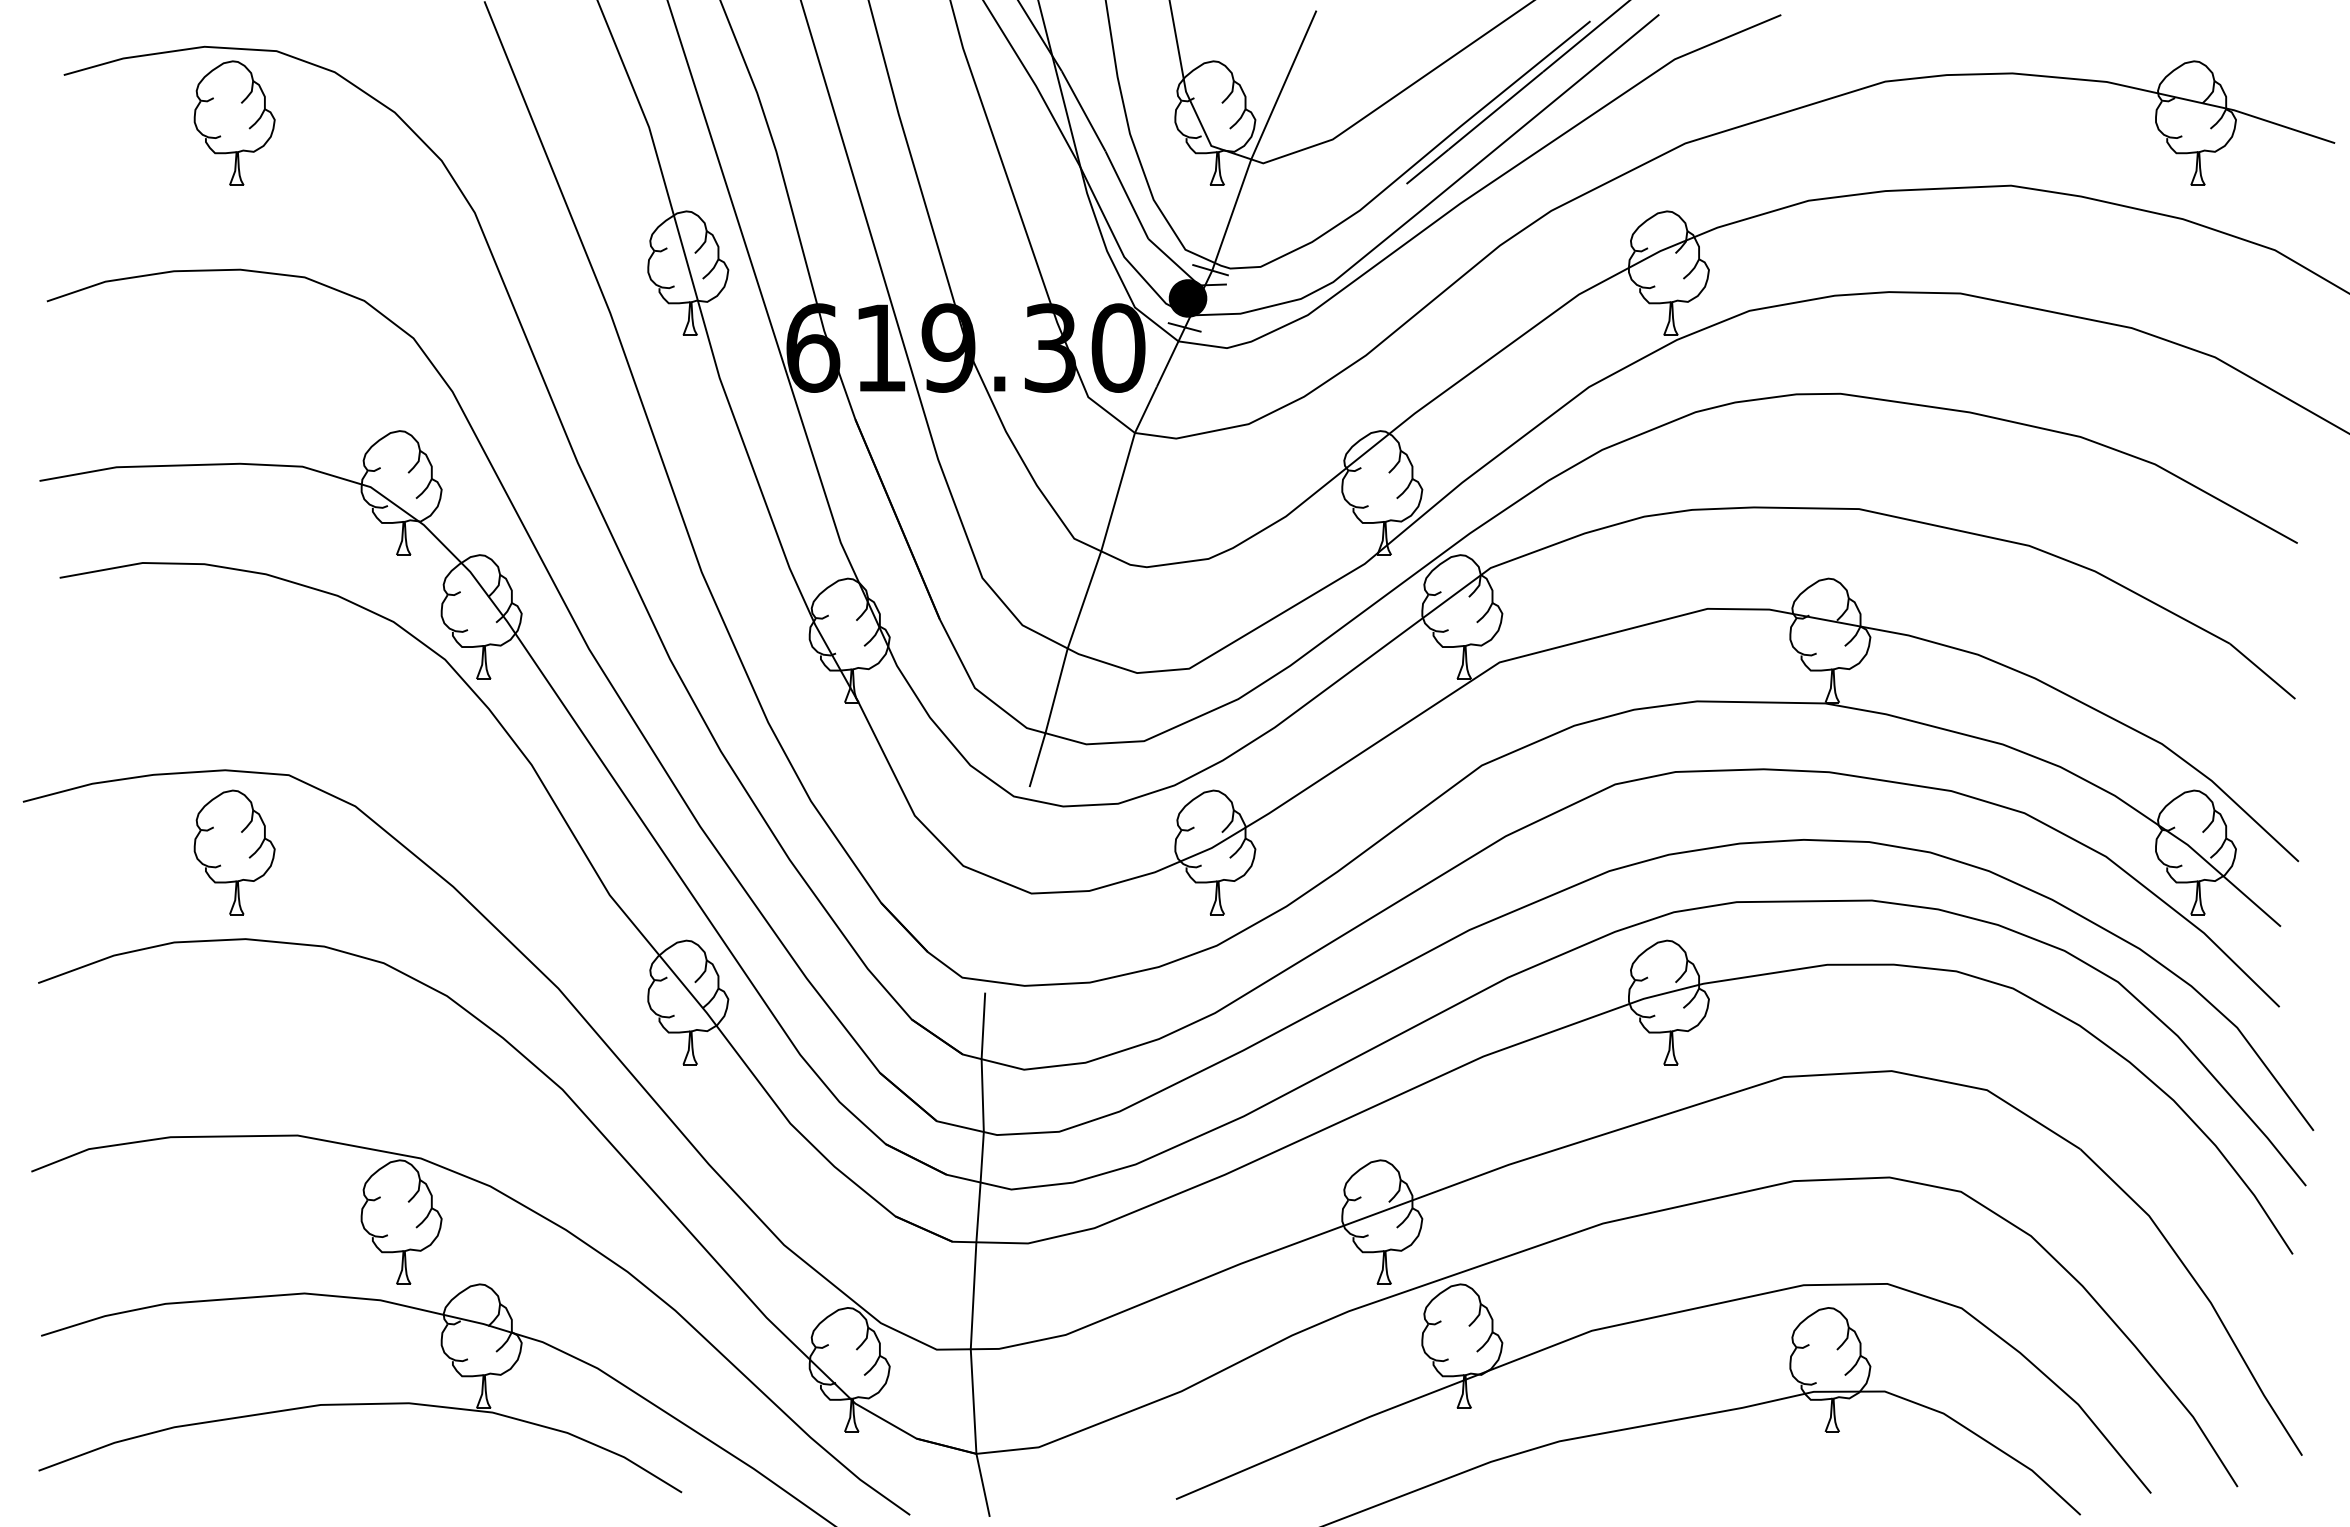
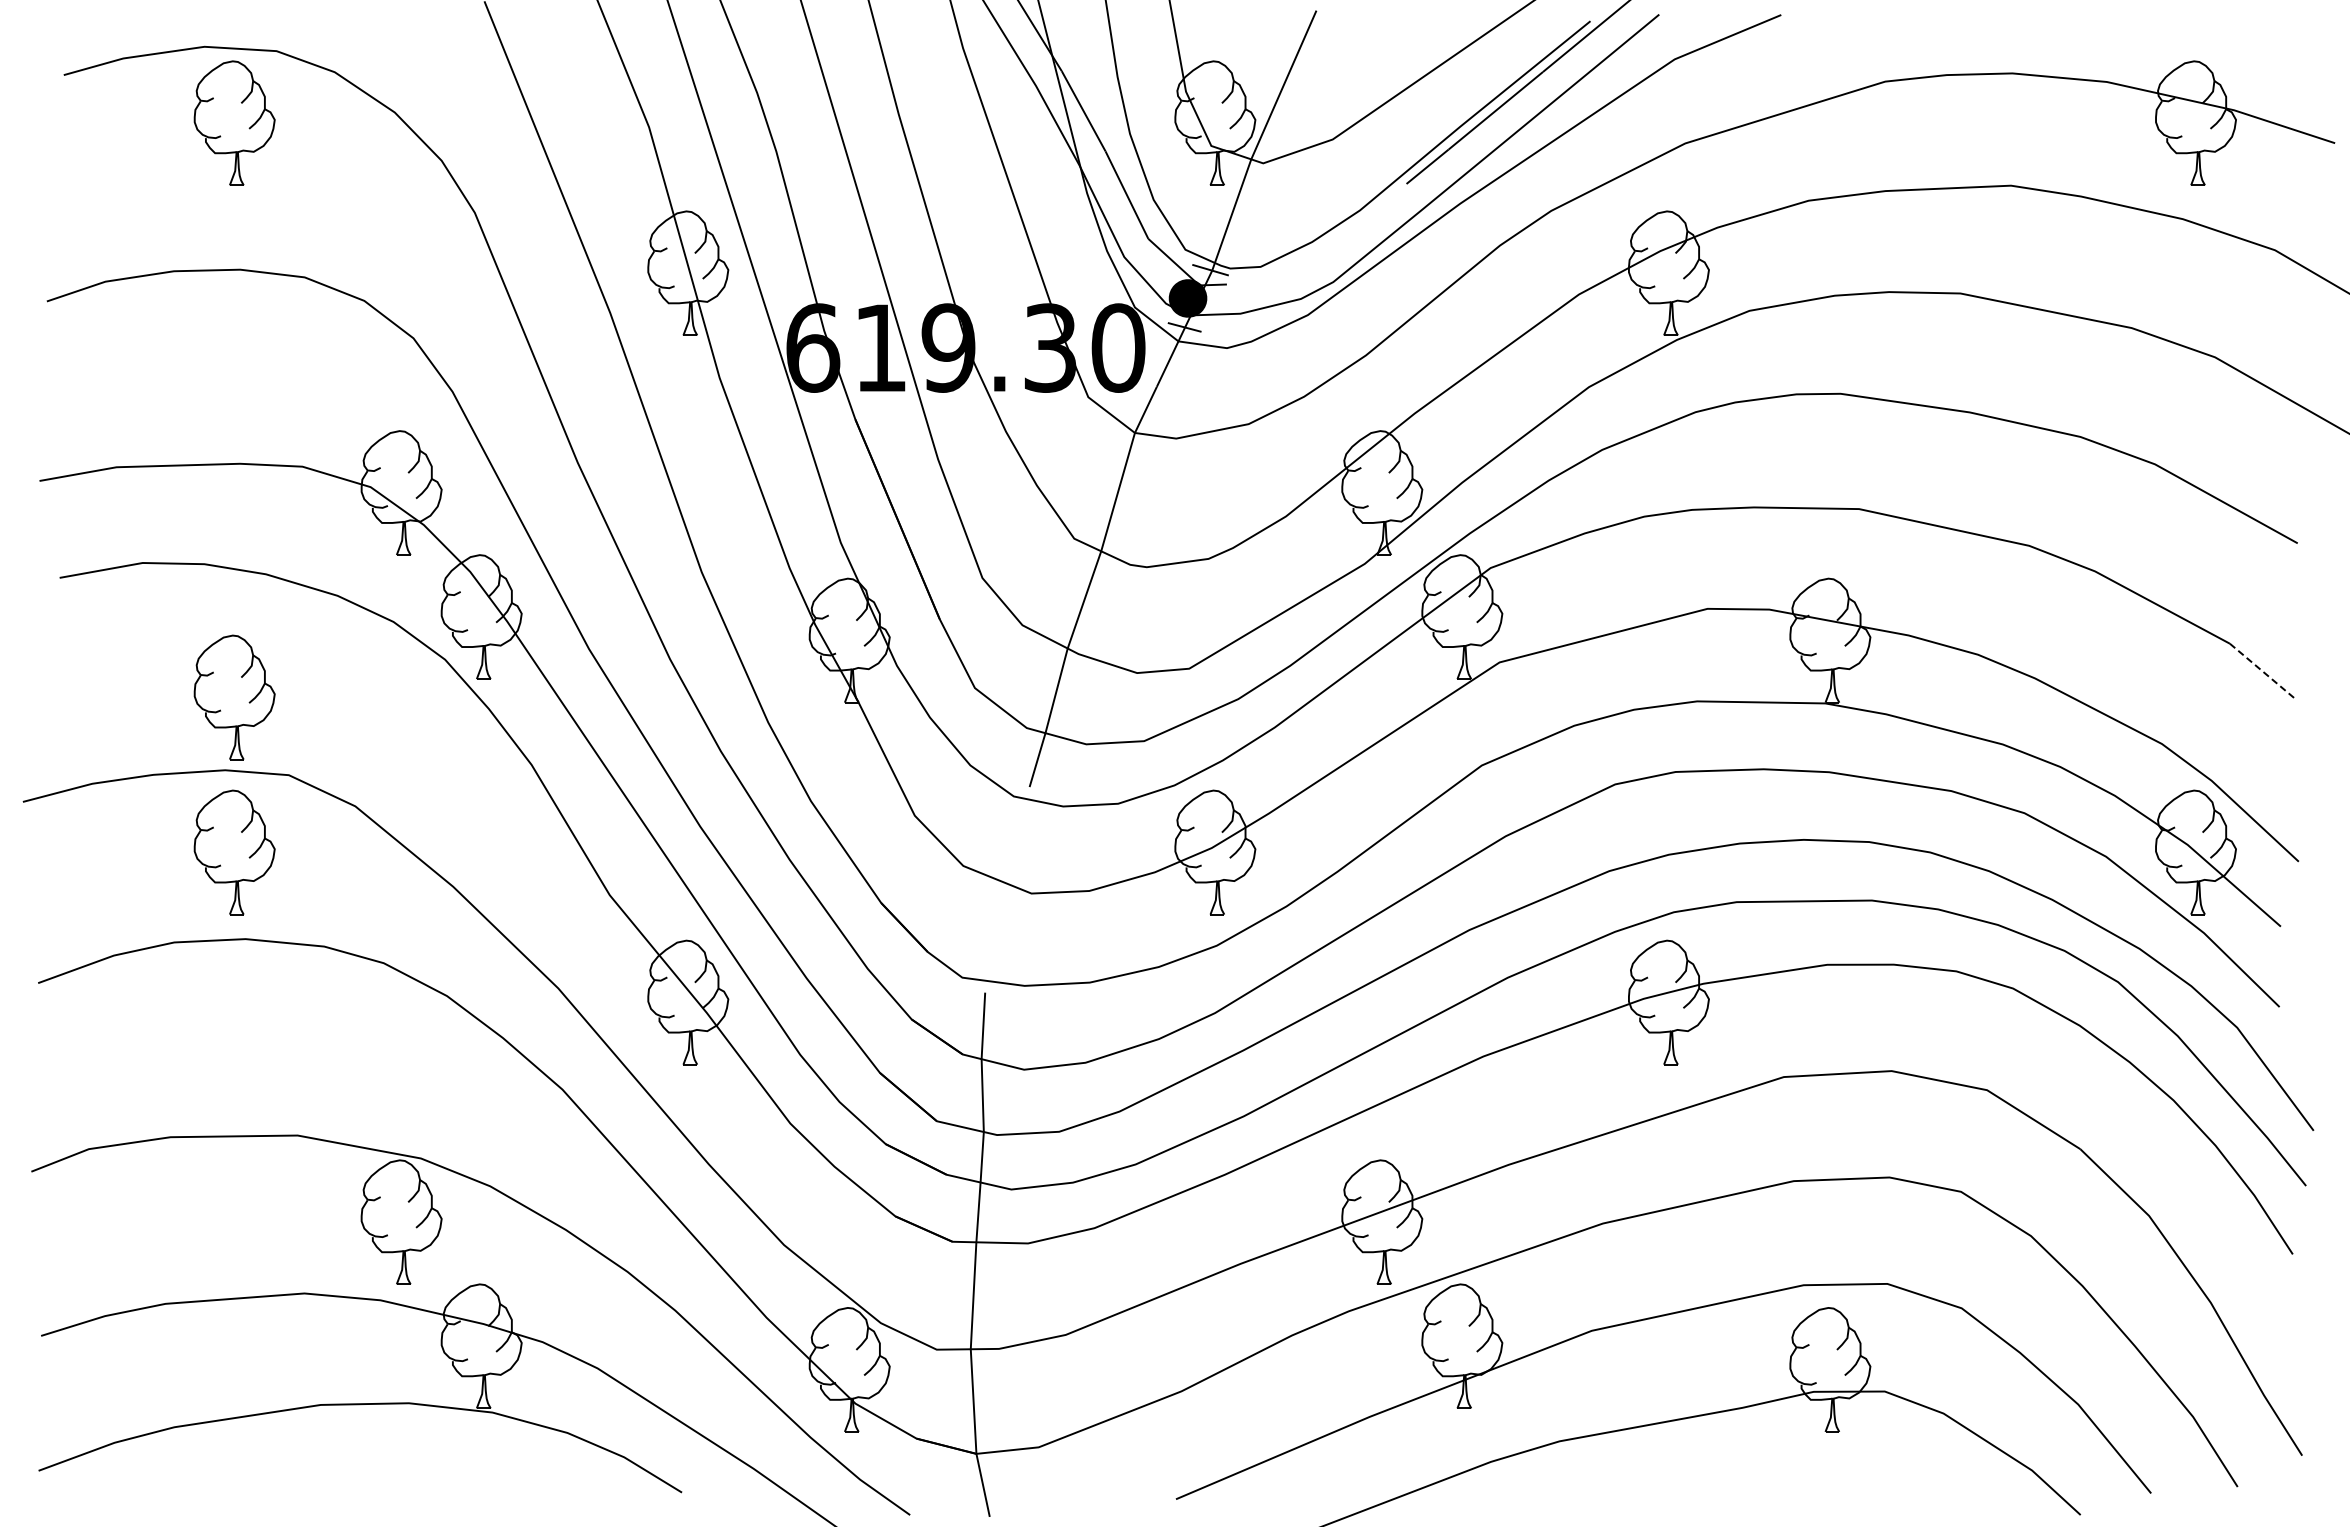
line: solid -> dashed (2262, 671)
part: none -> present (234, 697)
